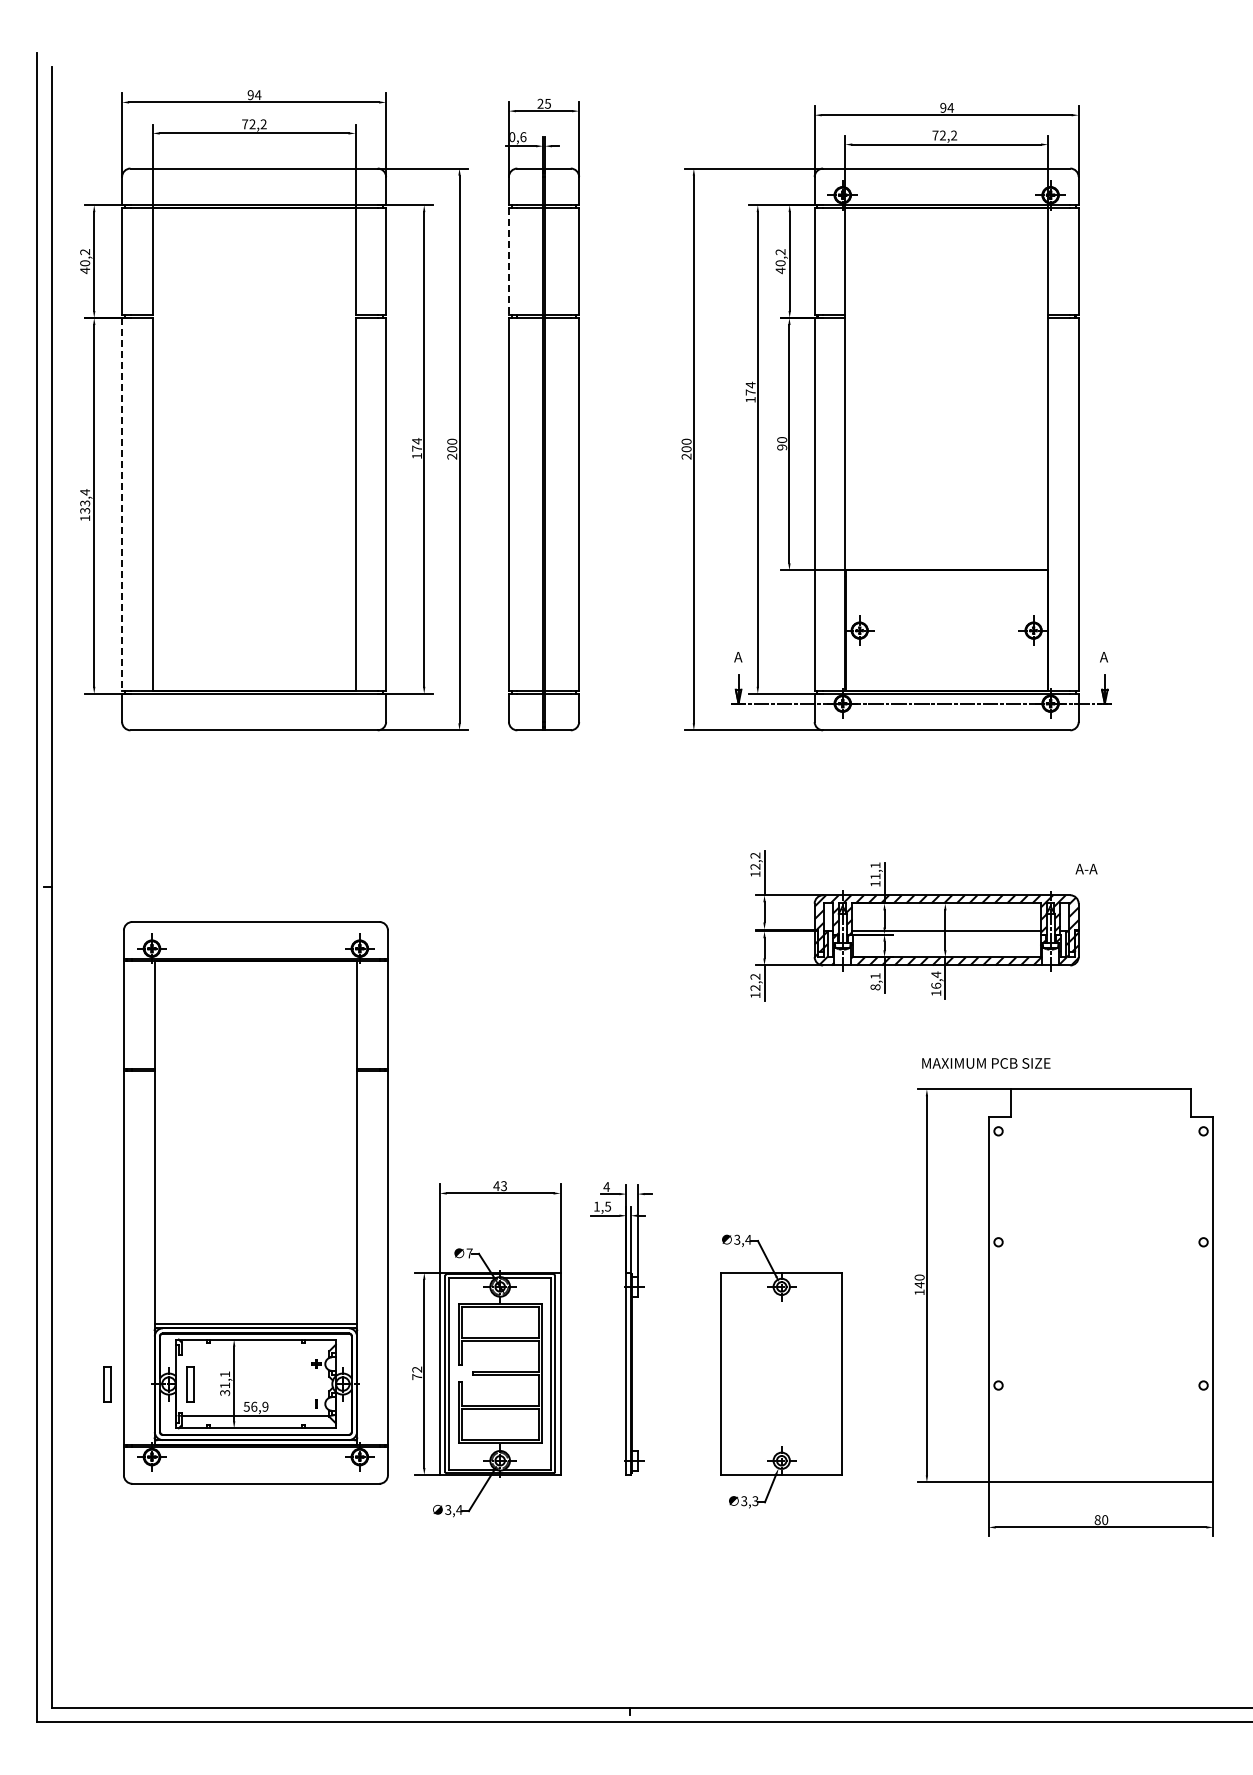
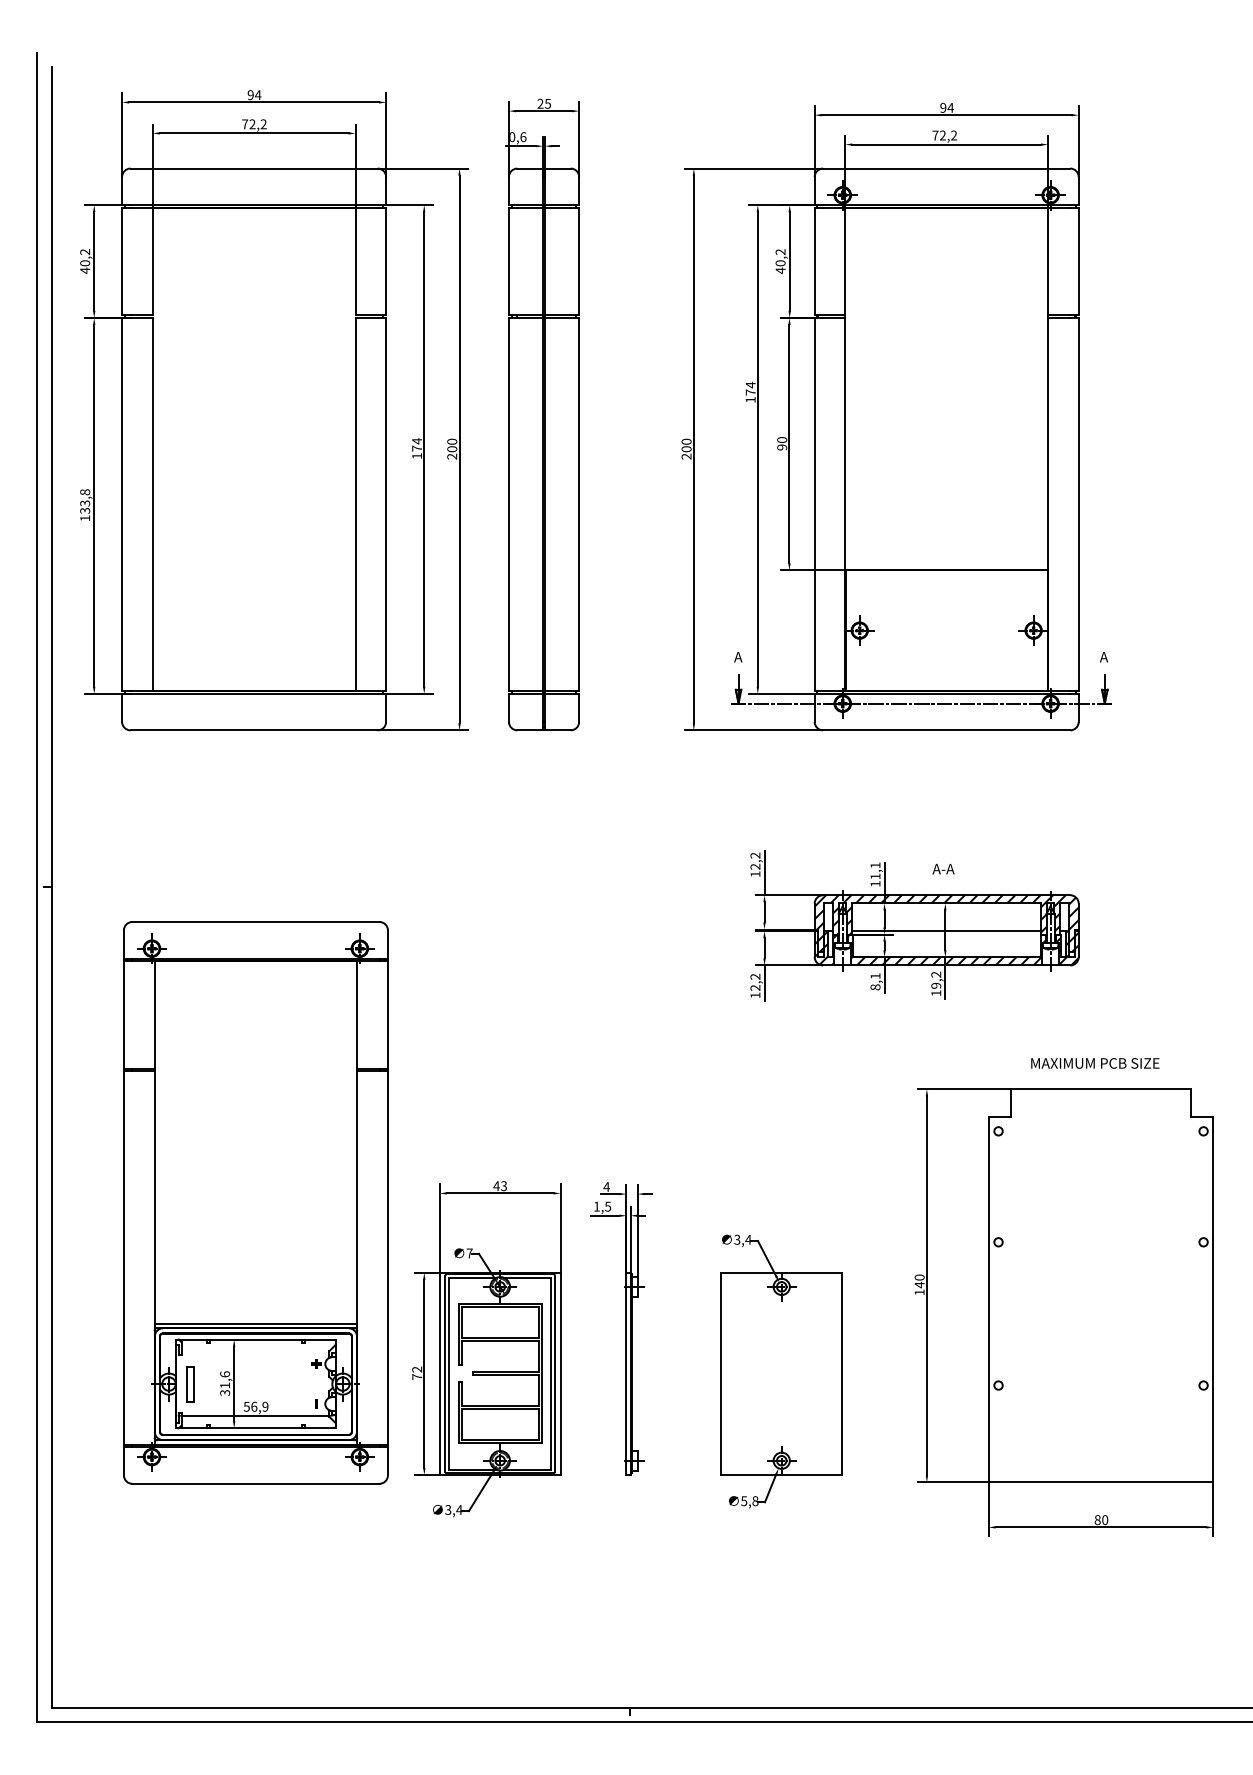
line: dashed -> solid (508, 261)
text: 133,4 -> 133,8 (85, 492)
line: dashed -> solid (122, 504)
text position: (1086, 868) -> (943, 868) (943, 868)
text: 16,4 -> 19,2 (936, 979)
text position: (986, 1063) -> (1095, 1063) (1095, 1063)
text: 31,1 -> 31,6 (225, 1374)
part: present -> none (107, 1384)
text: 3,3 -> 5,8 (749, 1500)
